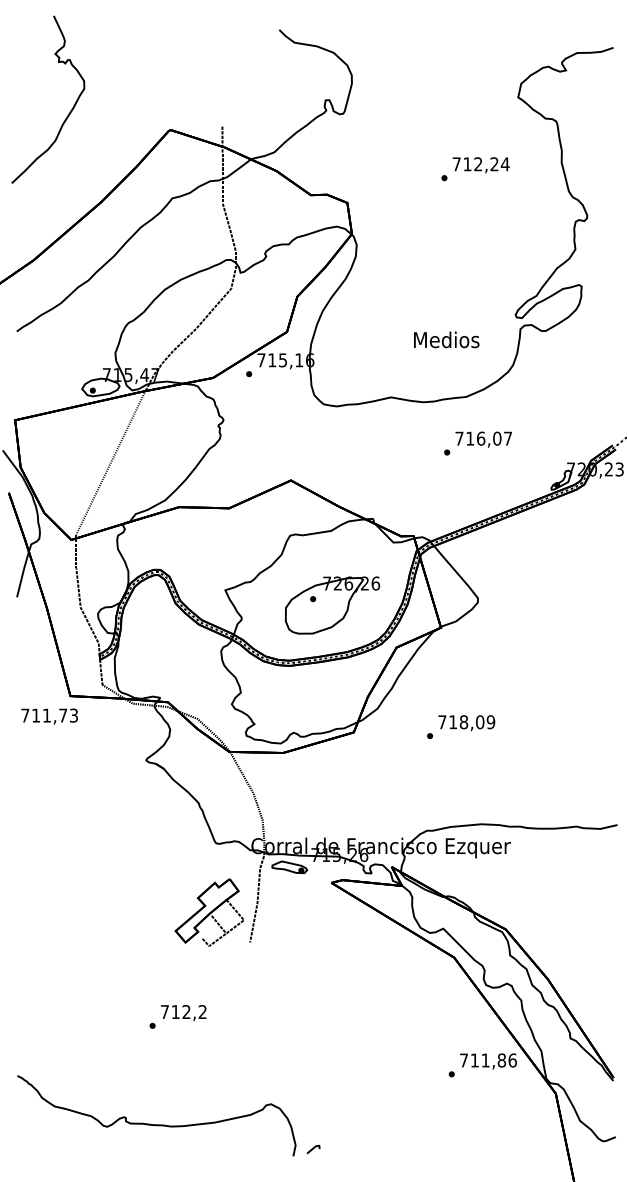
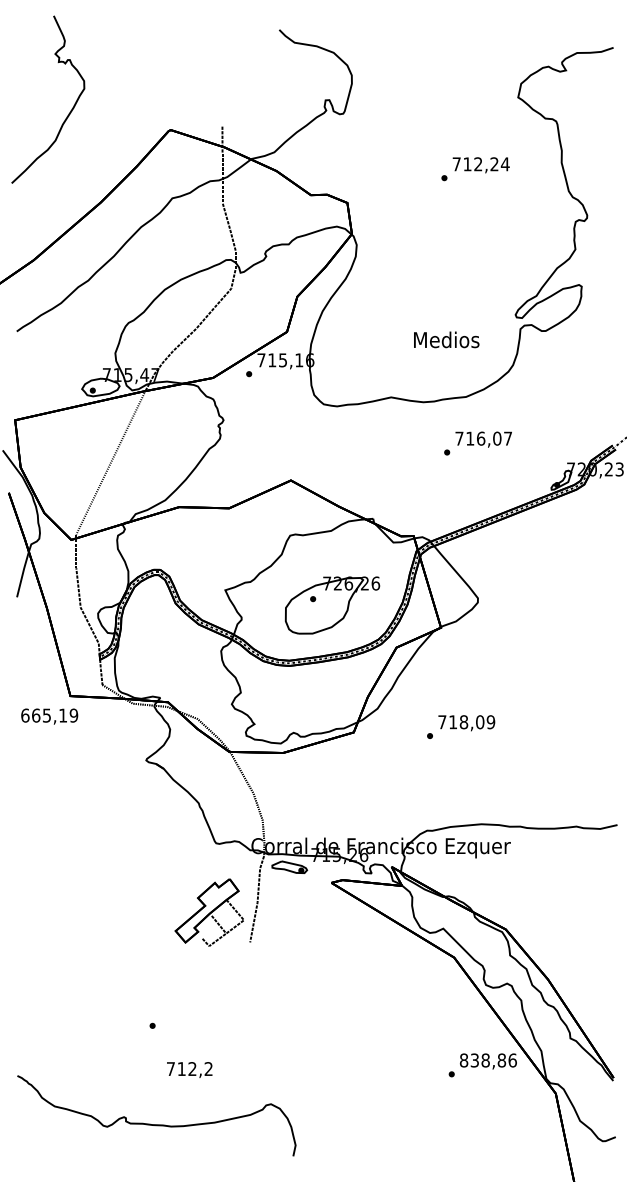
text: 711,73 -> 665,19 (49, 715)
text position: (183, 1012) -> (189, 1069) (189, 1069)
text: 711,86 -> 838,86 (474, 1060)
line: present -> none (313, 1149)
